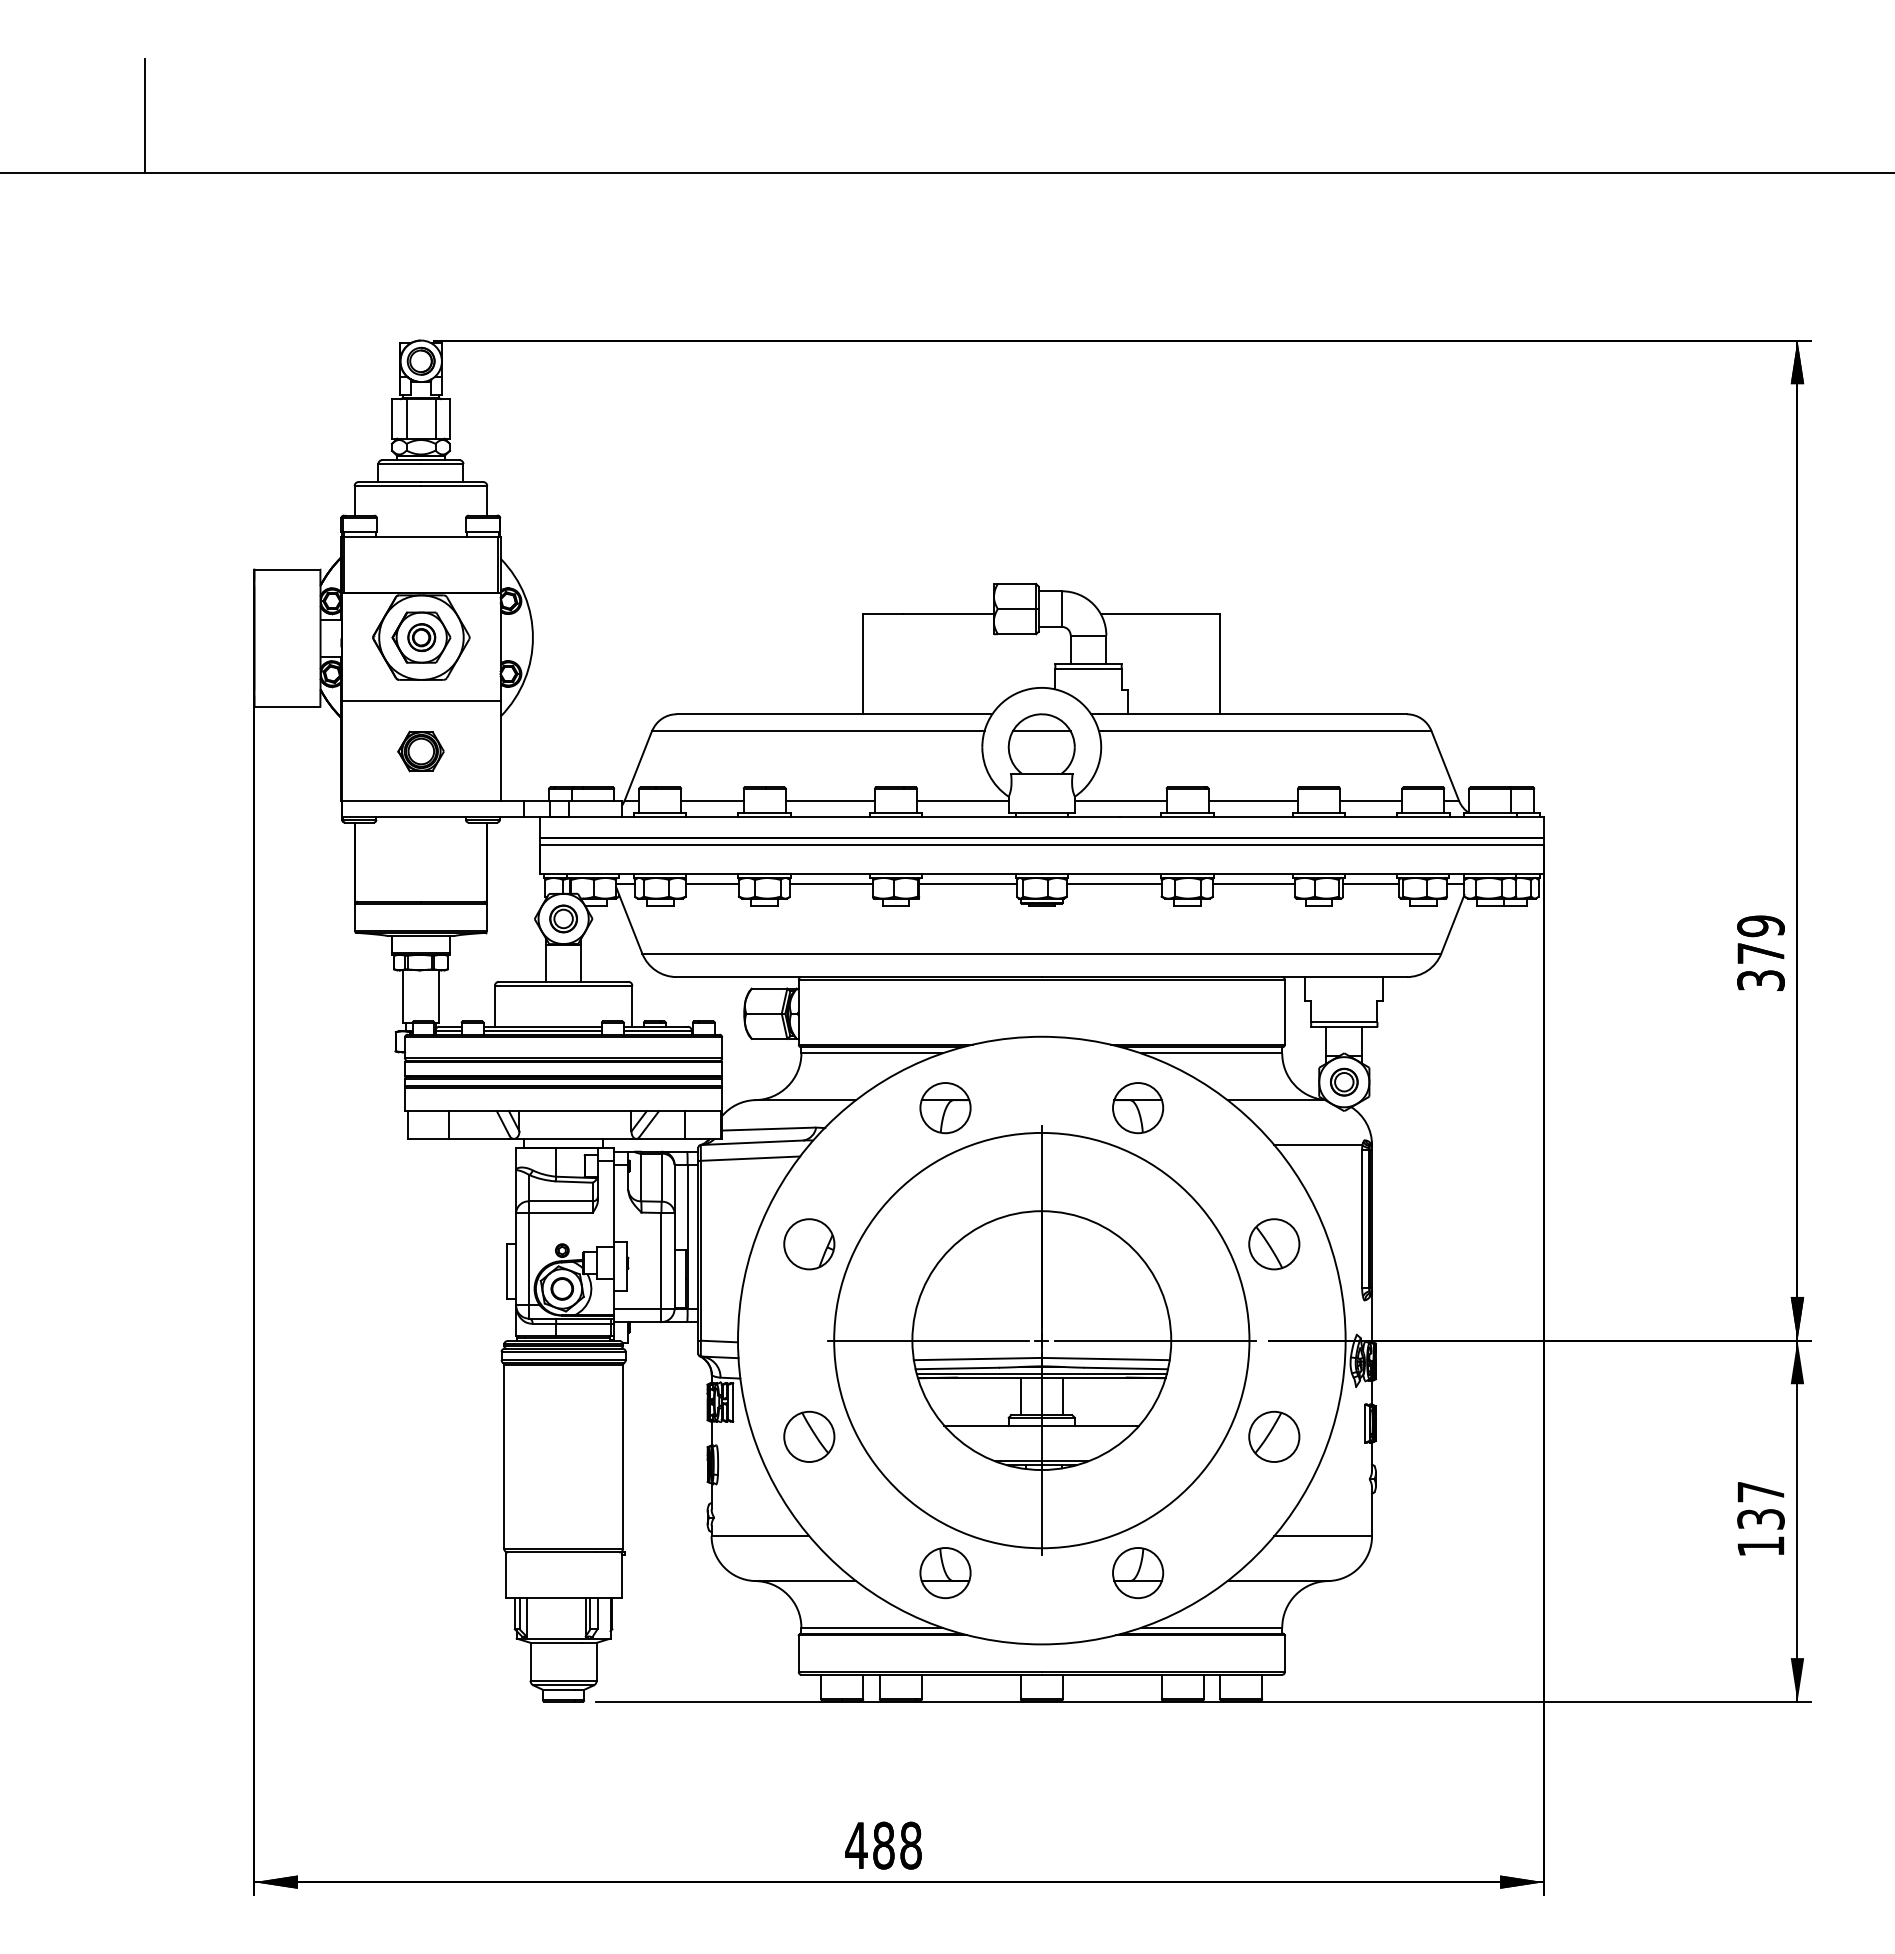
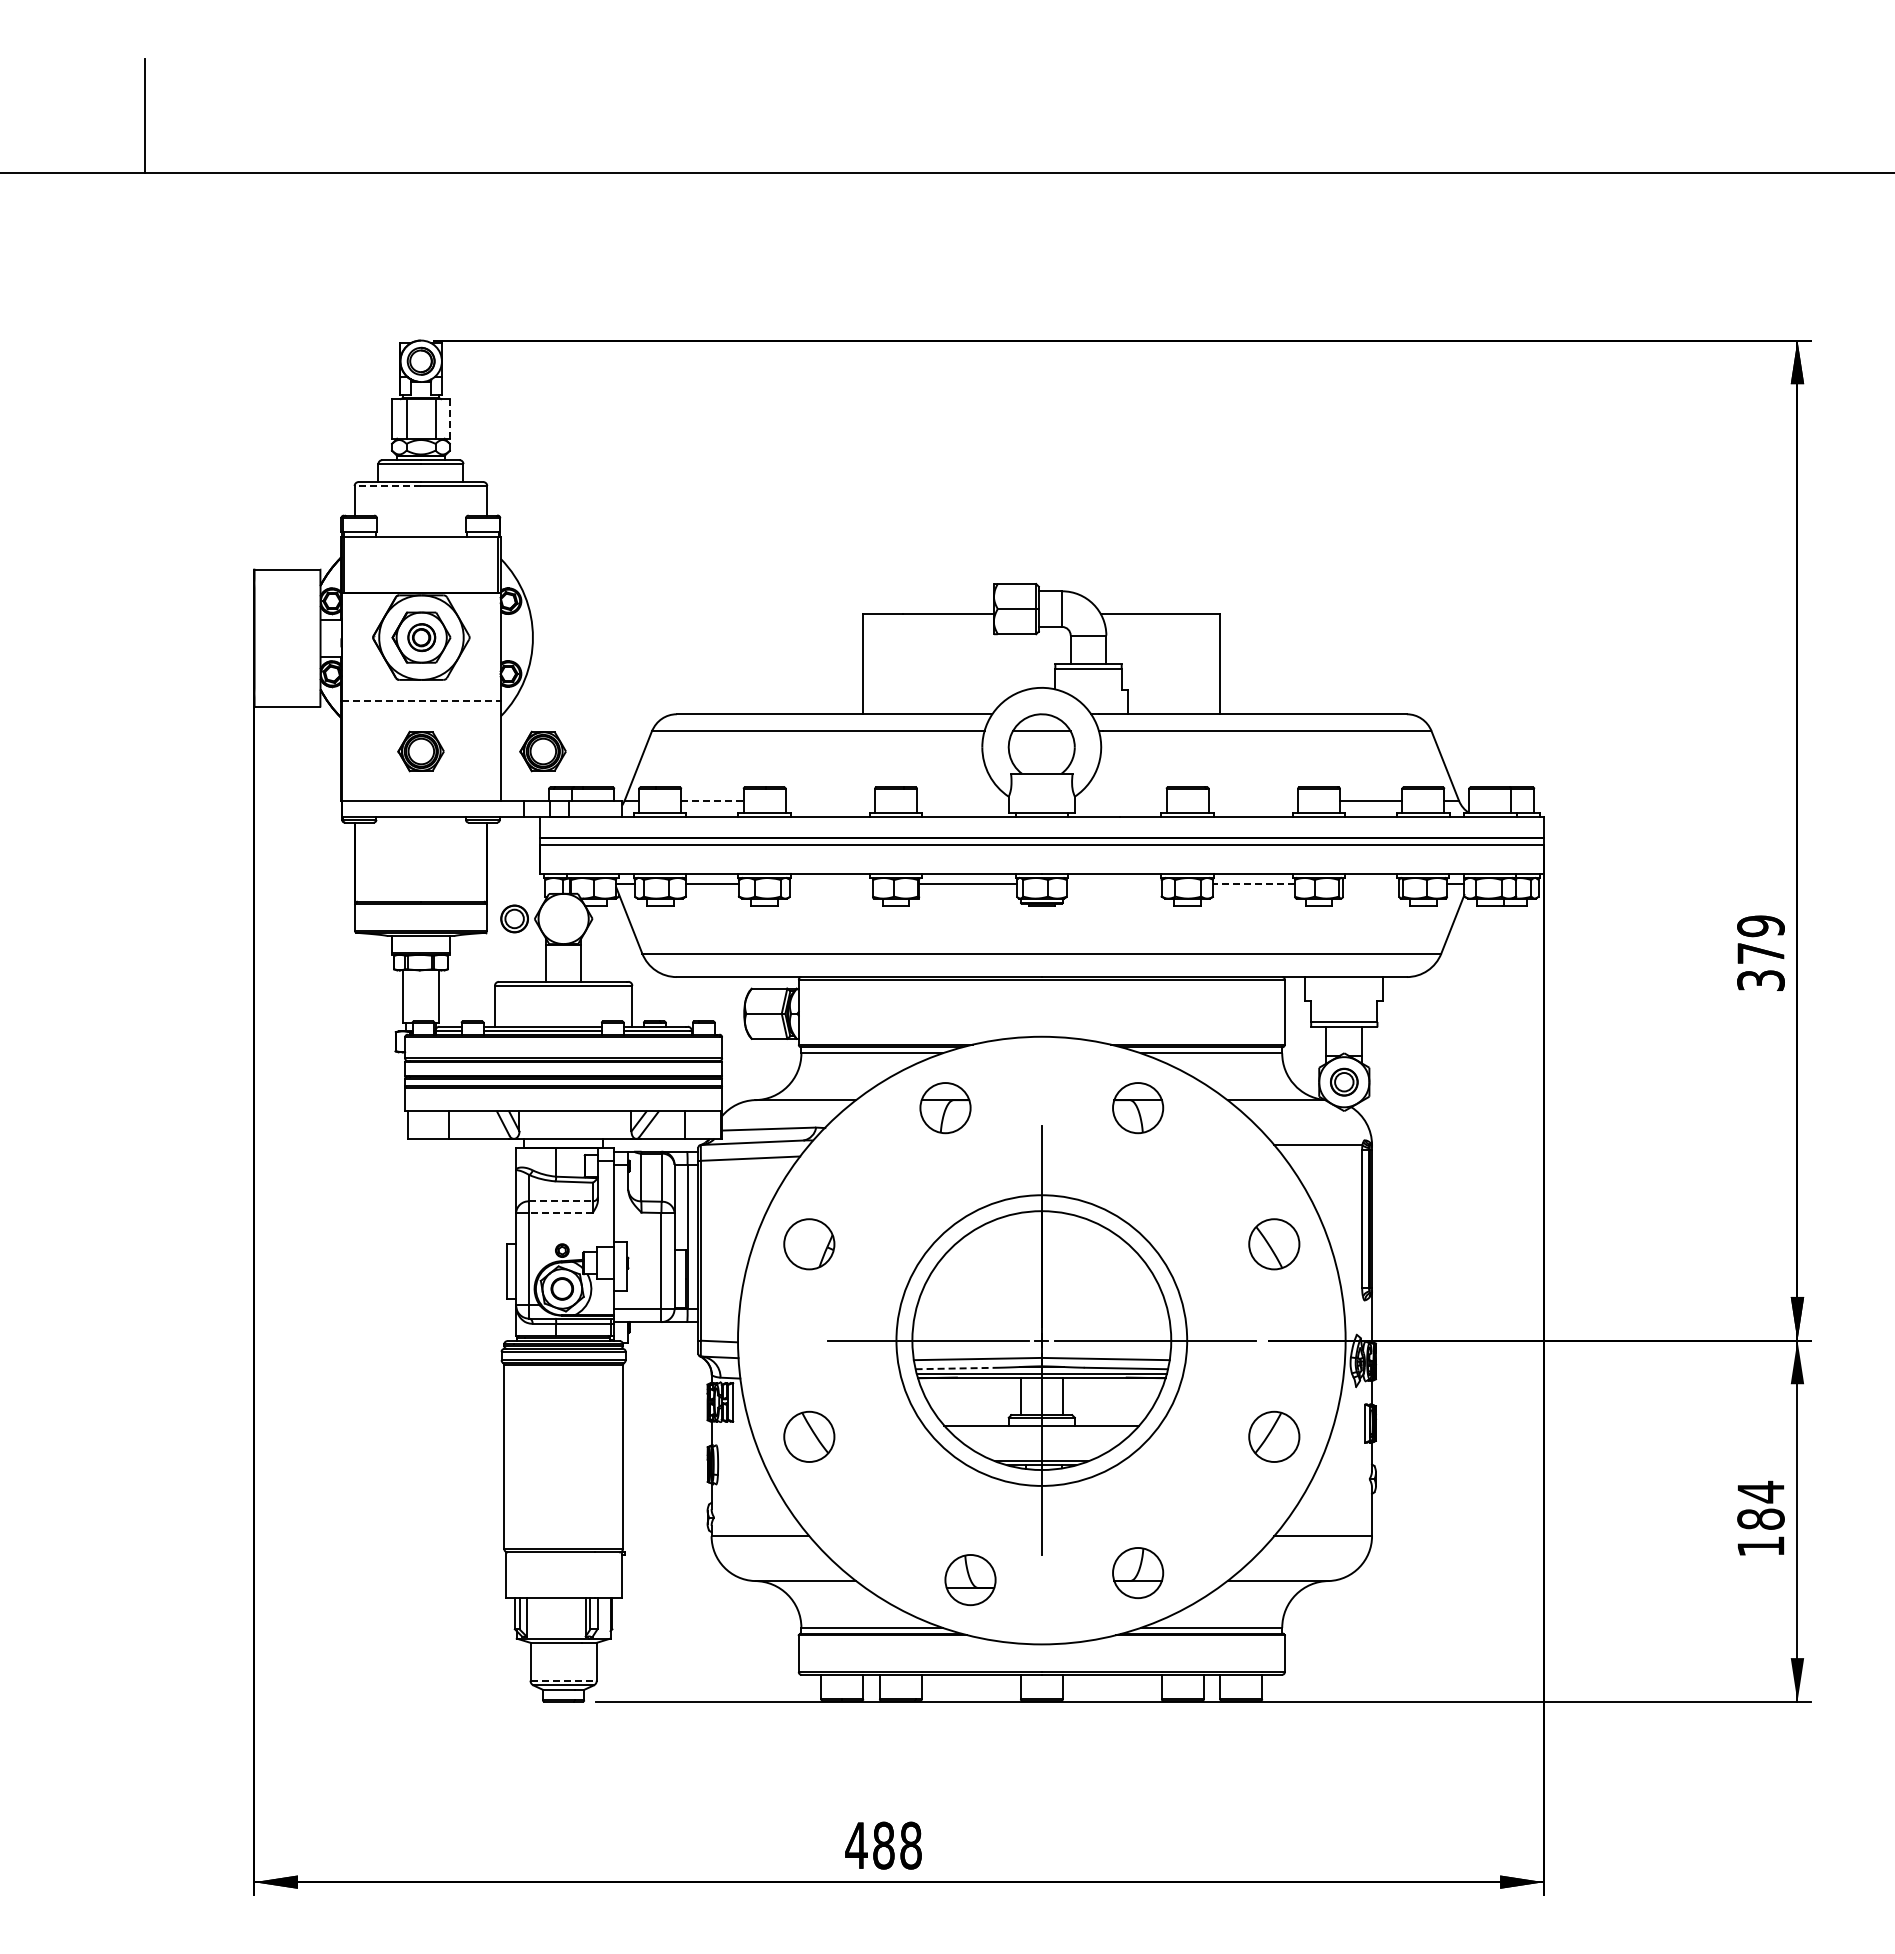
line: solid -> dashed (450, 418)
line: solid -> dashed (387, 486)
line: solid -> dashed (421, 701)
part: none -> present (542, 751)
line: solid -> dashed (712, 800)
line: present -> none (830, 800)
line: present -> none (962, 800)
line: present -> none (1120, 800)
line: present -> none (1253, 800)
line: present -> none (831, 884)
line: present -> none (1113, 884)
line: solid -> dashed (1254, 884)
line: present -> none (1371, 884)
part position: (563, 918) -> (514, 918) (514, 918)
line: solid -> dashed (561, 1201)
line: solid -> dashed (561, 1213)
circle diameter: 415 px -> 291 px (1041, 1340)
line: solid -> dashed (957, 1368)
text: 137 -> 184 (1760, 1504)
part position: (945, 1573) -> (970, 1580) (970, 1580)
line: solid -> dashed (564, 1680)
